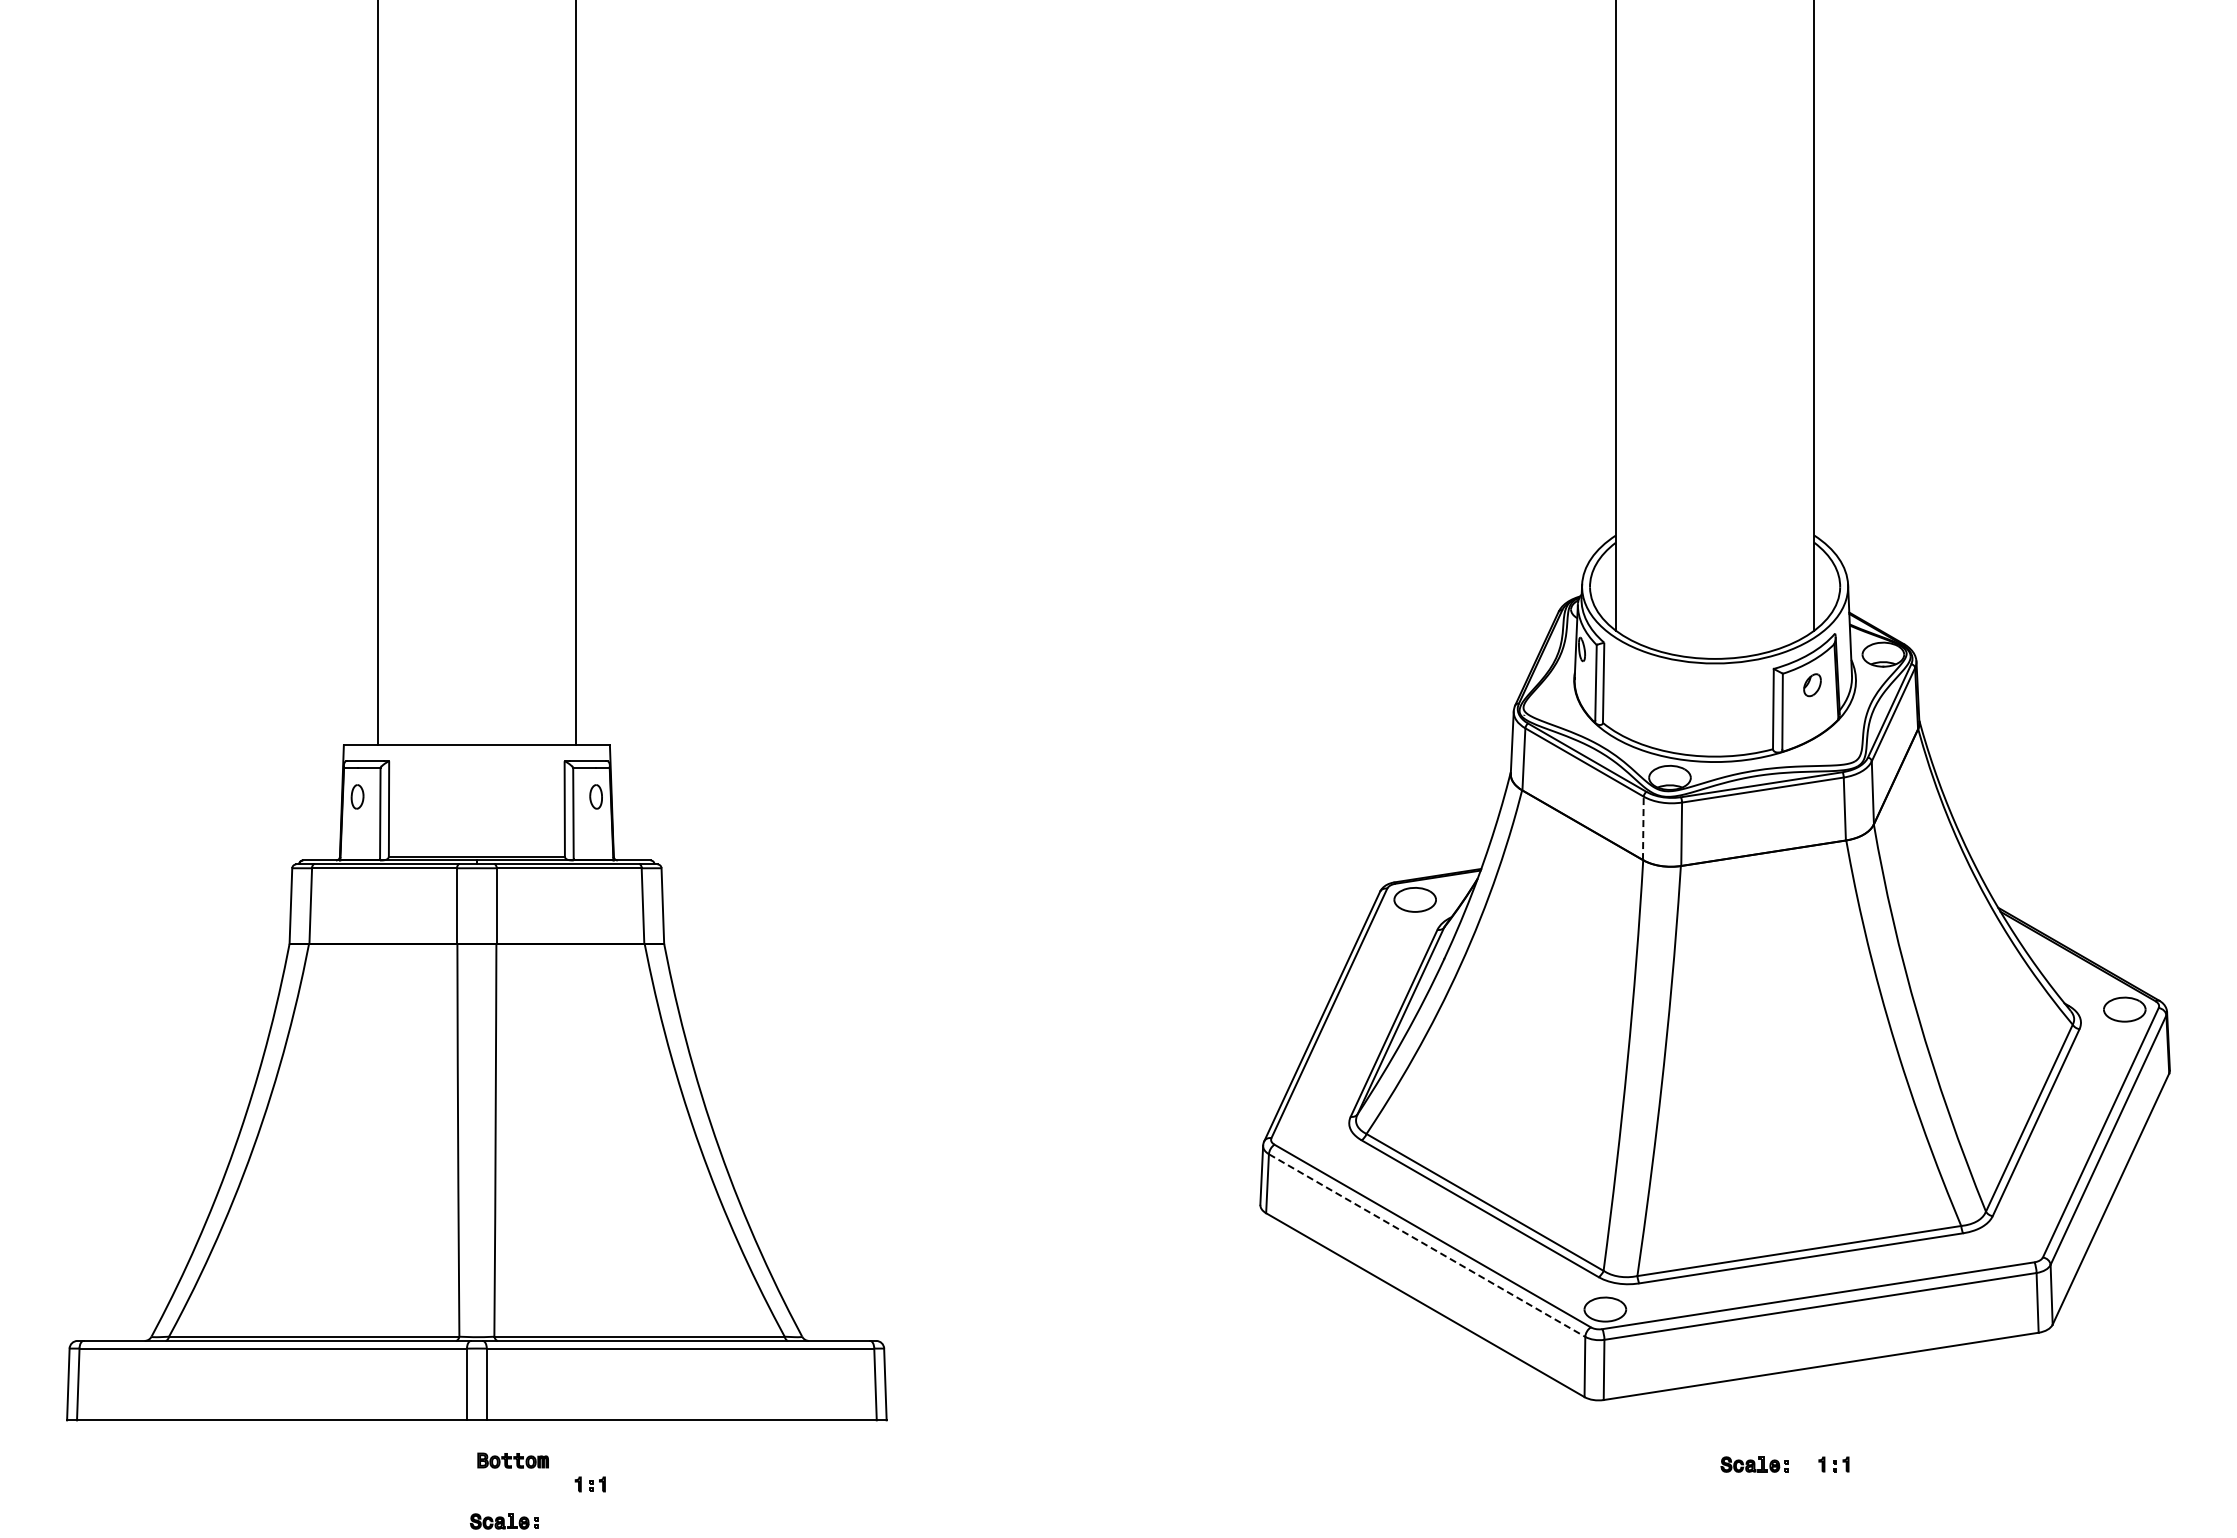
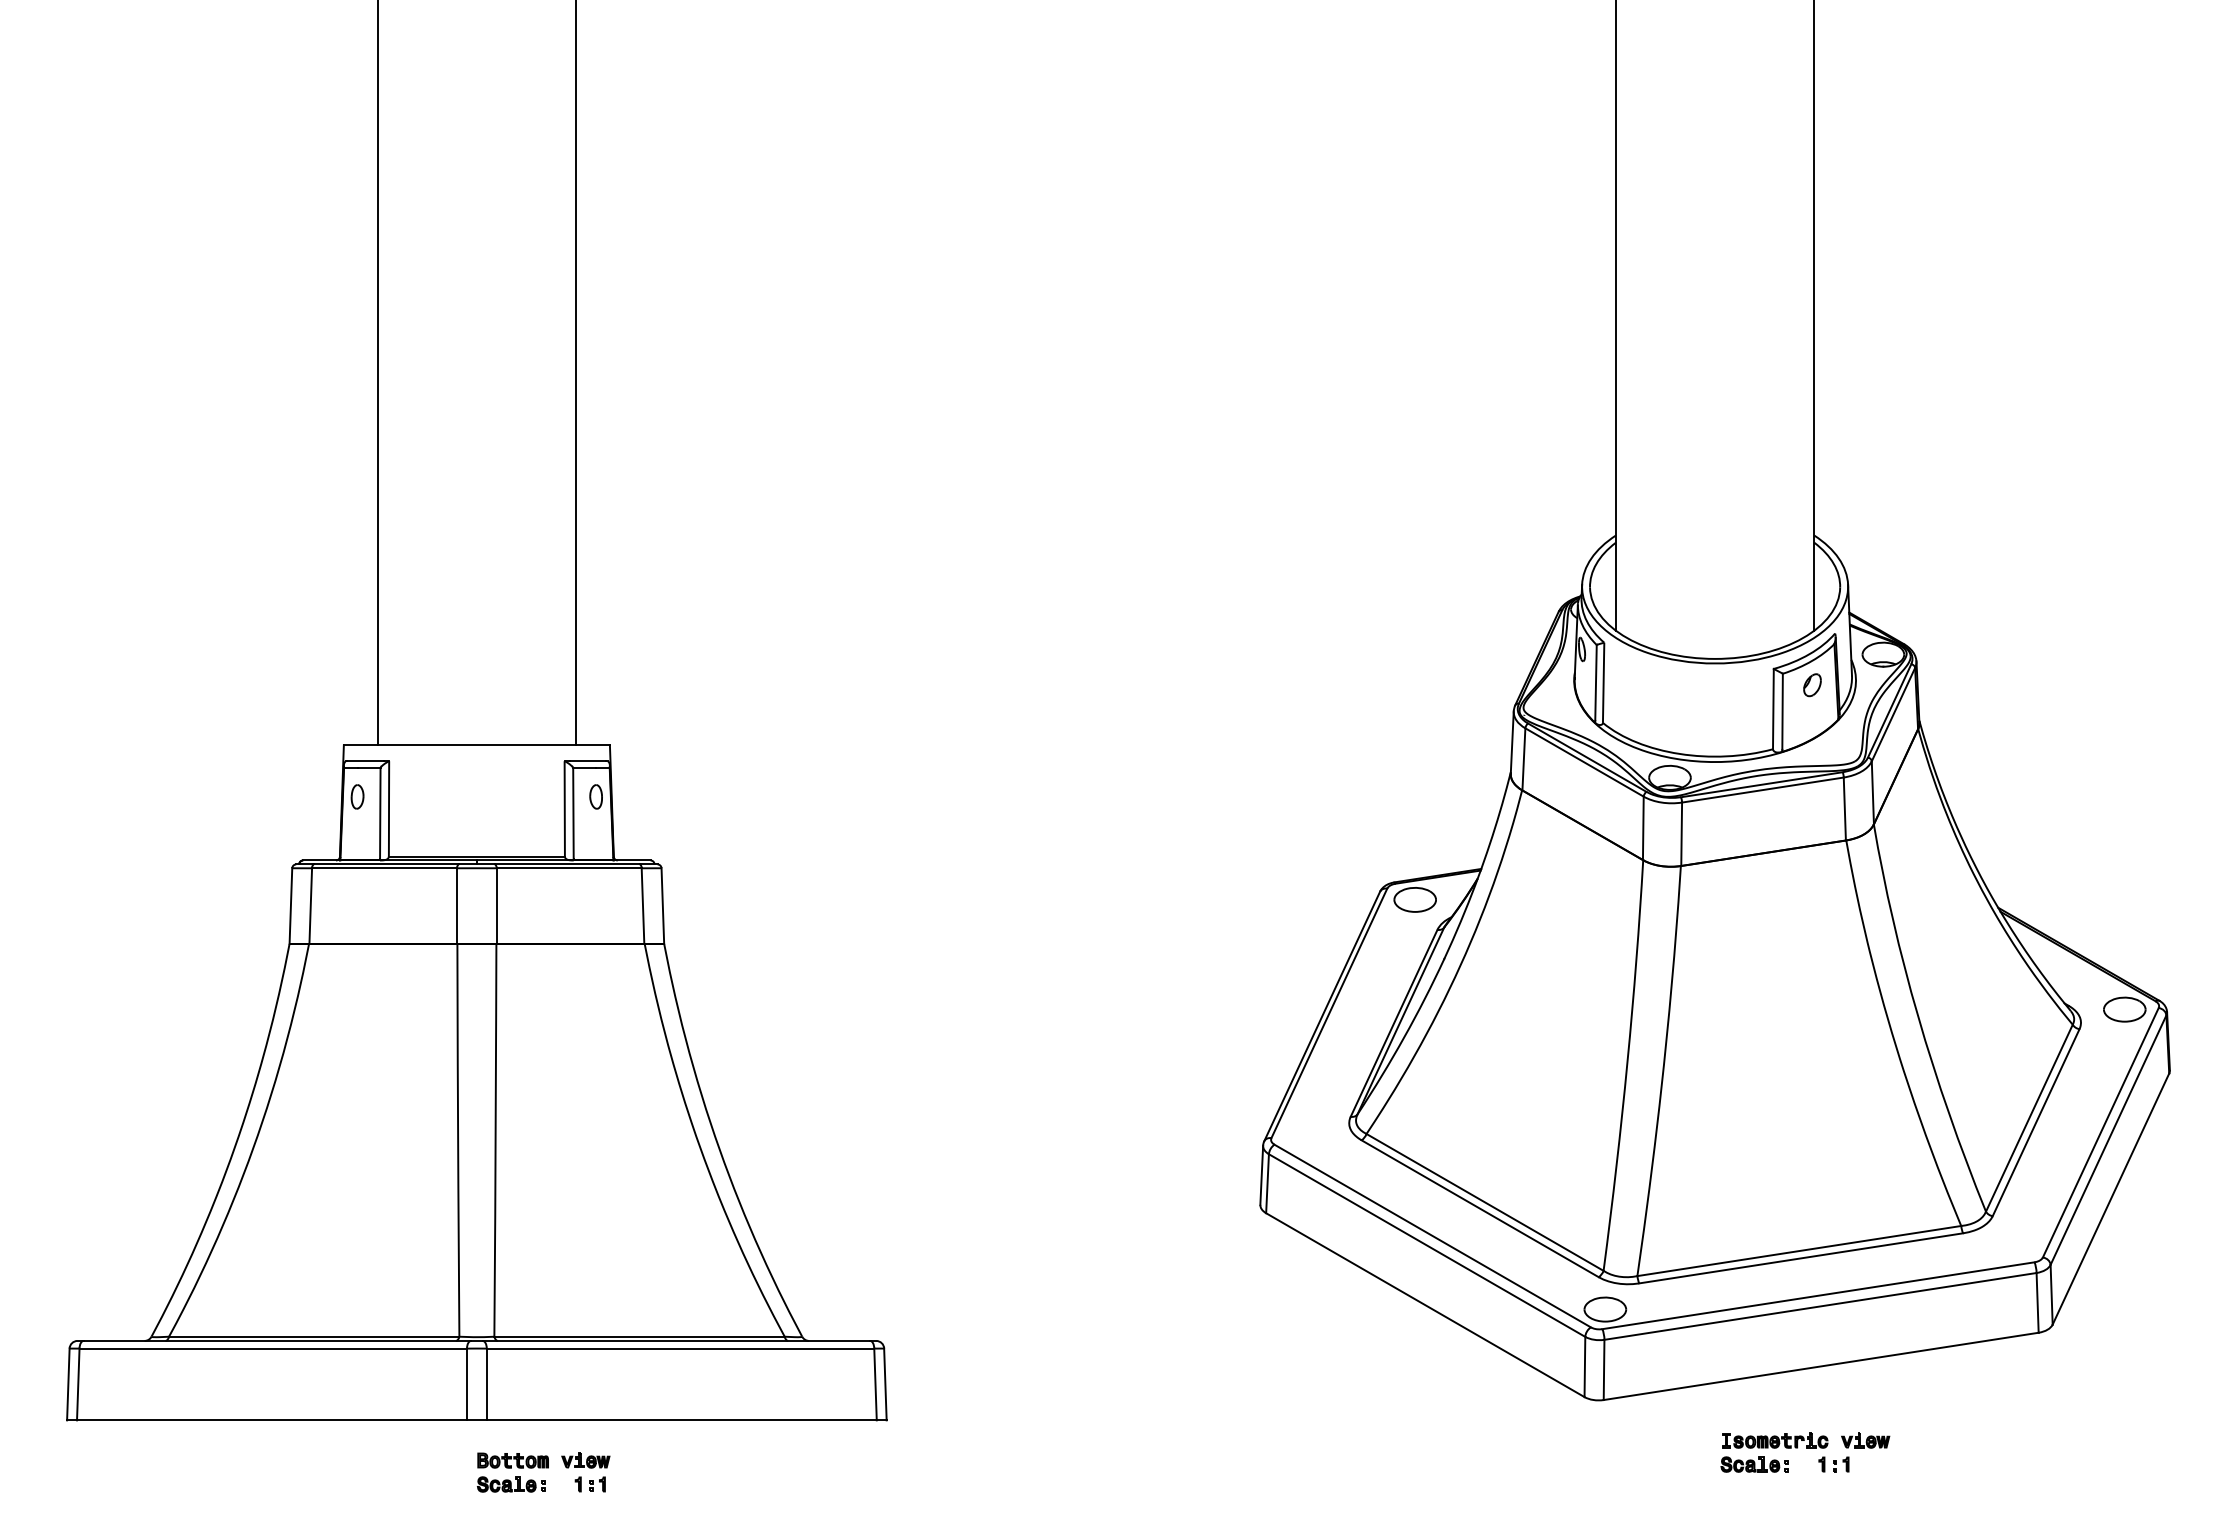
line: dashed -> solid (1643, 828)
line: dashed -> solid (1427, 1245)
part: none -> present (1775, 1440)
part: none -> present (1865, 1440)
part: none -> present (585, 1460)
part position: (504, 1521) -> (511, 1484) (511, 1484)
